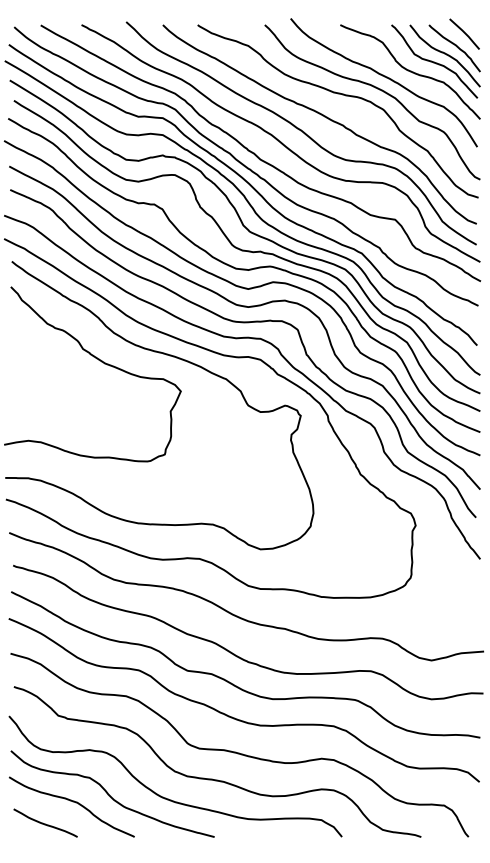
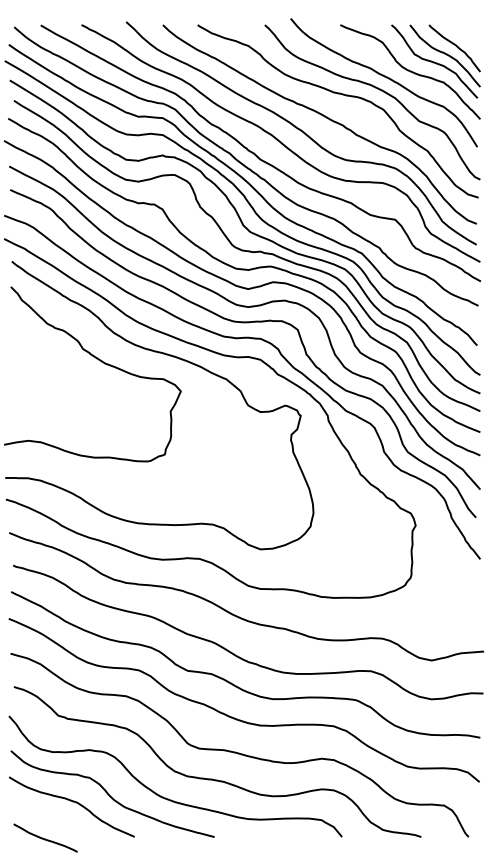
line: present -> none (464, 33)
curve position: (45, 823) -> (45, 838) (45, 838)
